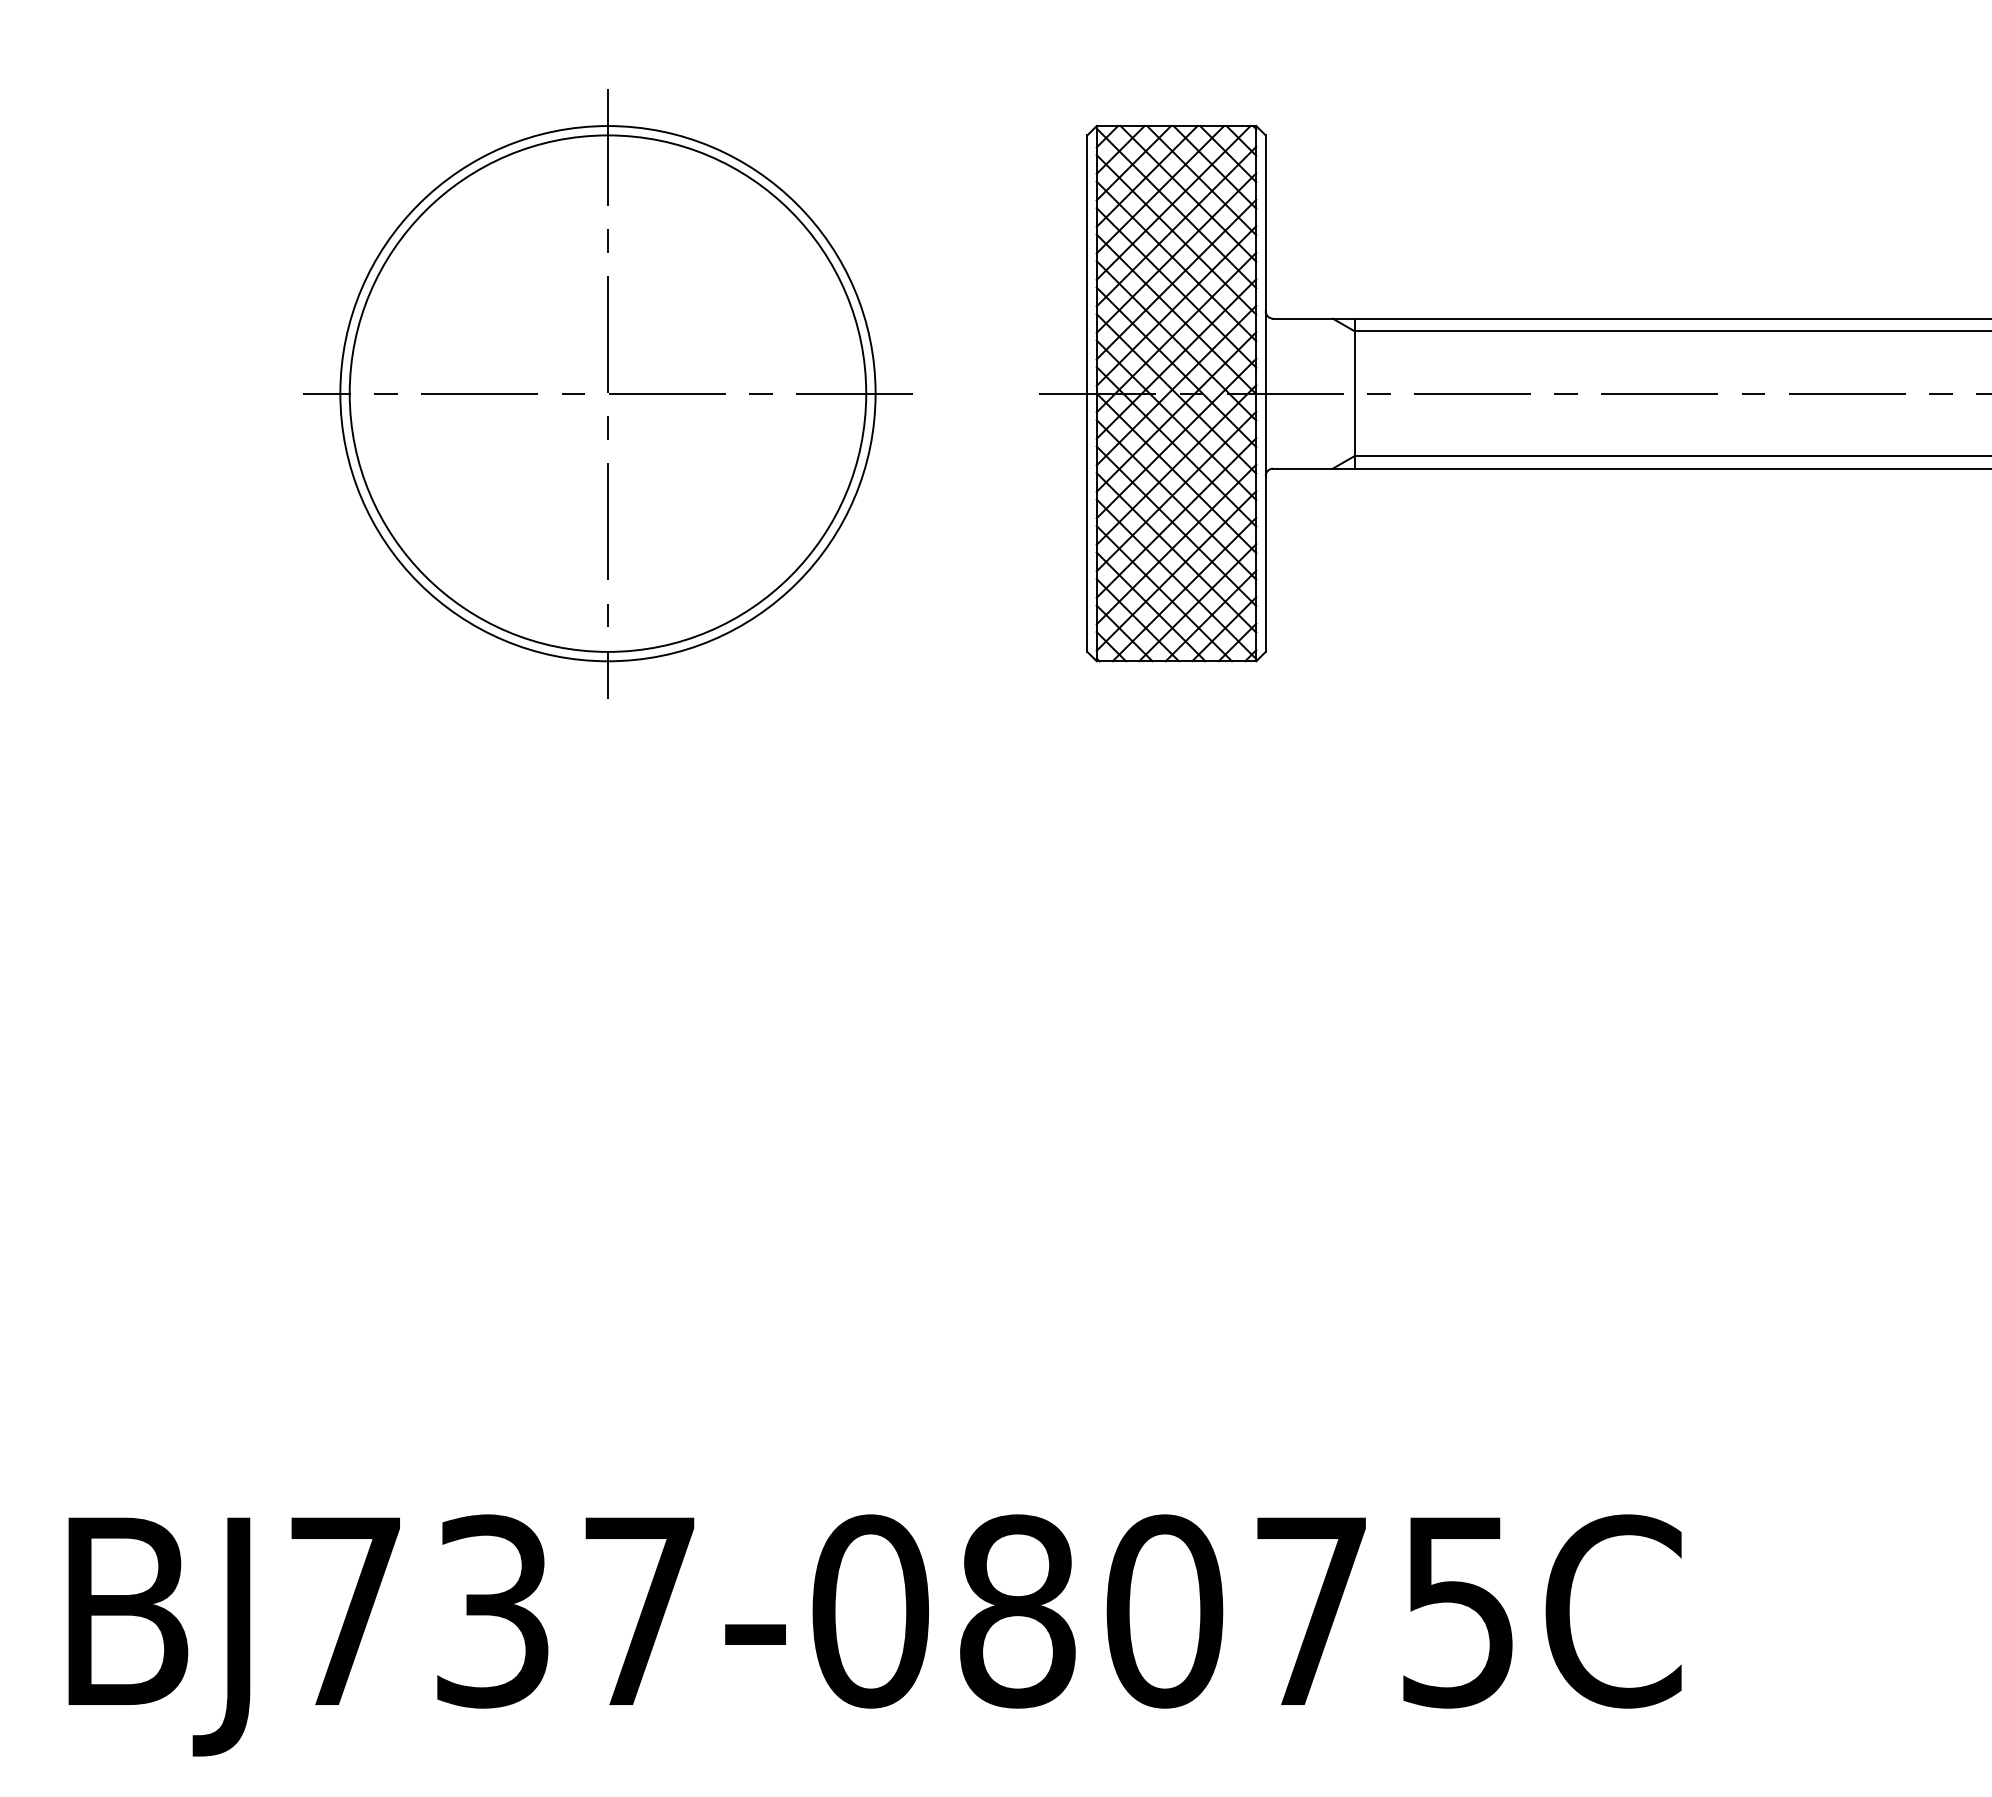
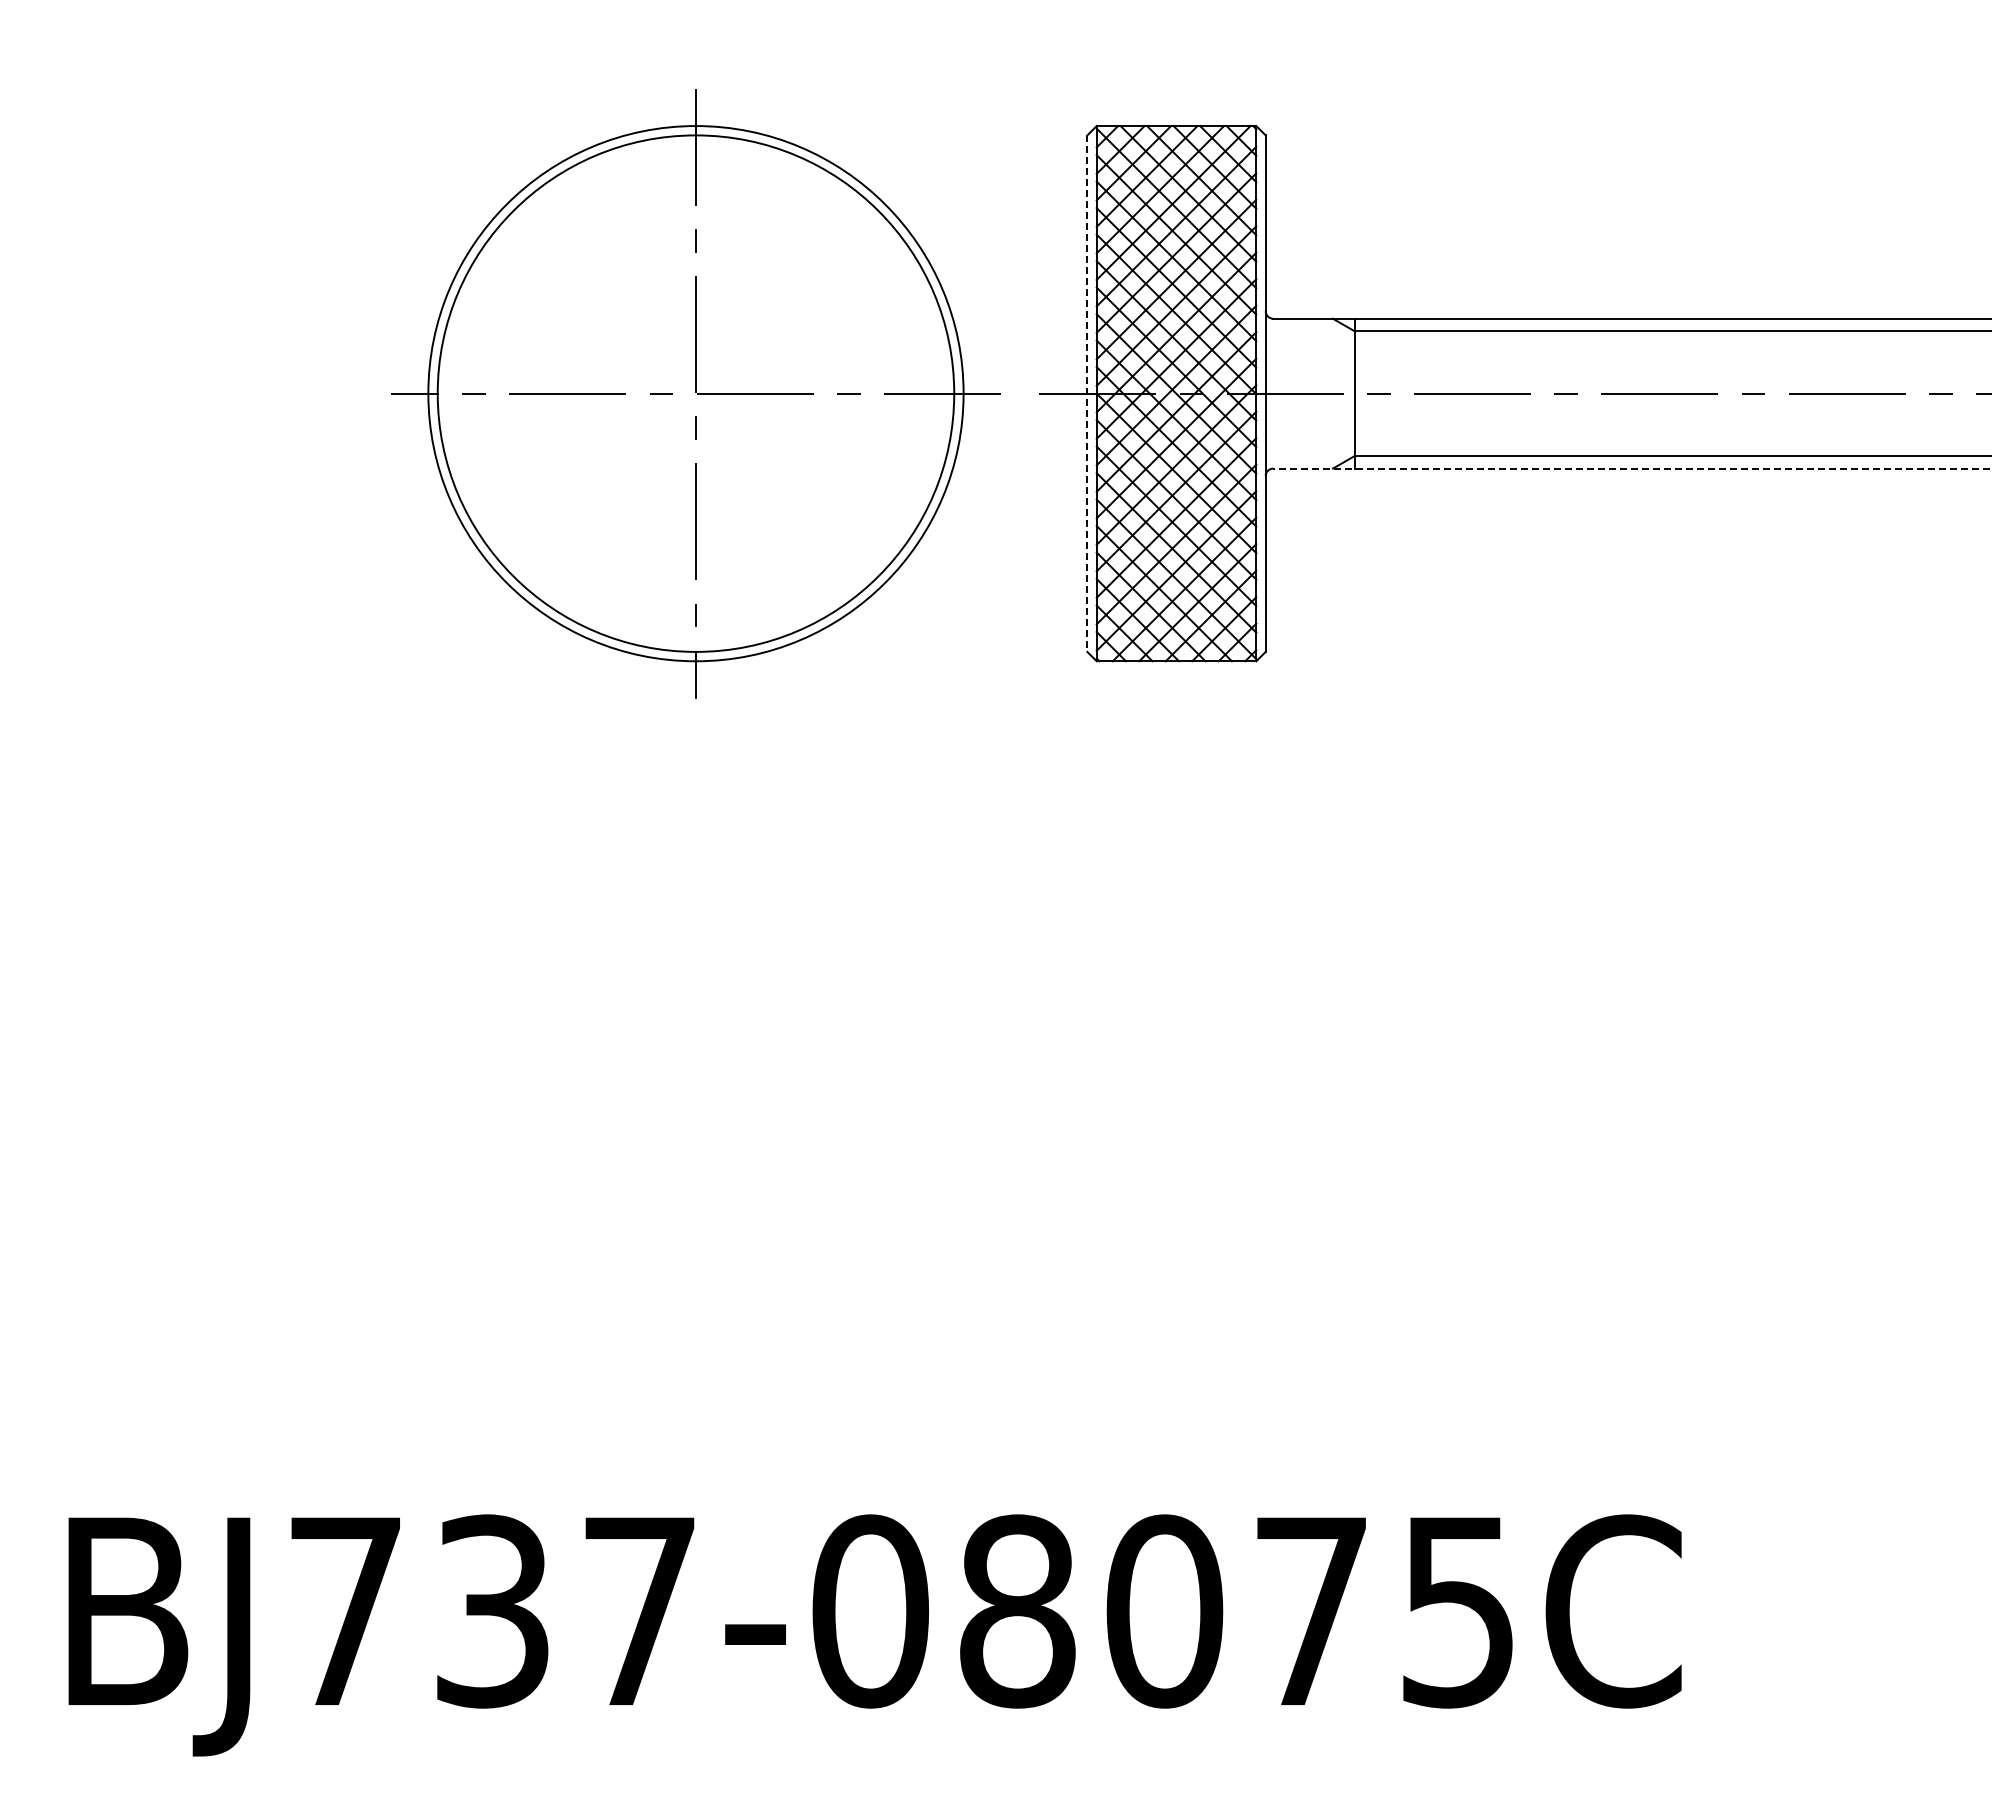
part position: (607, 393) -> (695, 393) (695, 393)
line: solid -> dashed (1087, 394)
line: solid -> dashed (1632, 468)
